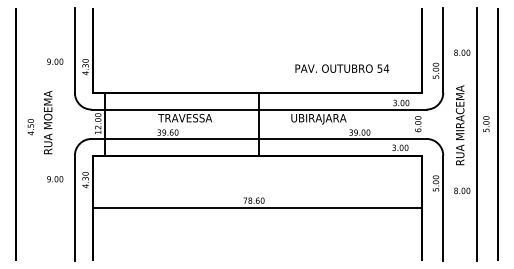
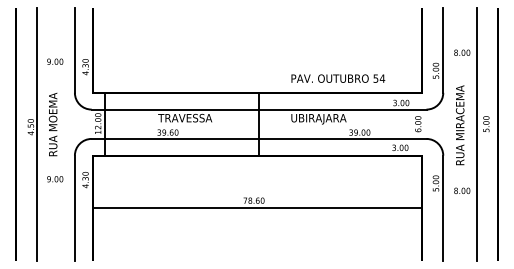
text position: (342, 68) -> (338, 78) (338, 78)
text position: (47, 122) -> (52, 124) (52, 124)
line: none -> present (37, 134)
